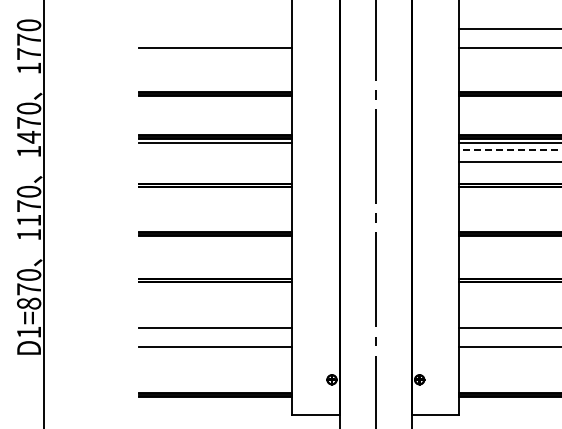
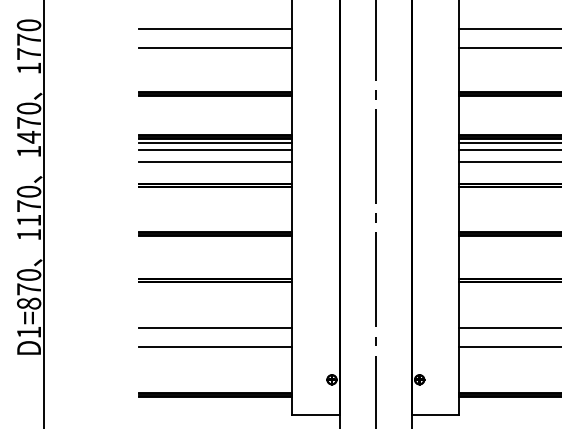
line: none -> present (215, 29)
line: none -> present (215, 149)
line: dashed -> solid (510, 149)
line: none -> present (215, 161)
